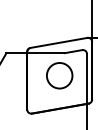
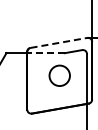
line: solid -> dashed (58, 42)
line: solid -> dashed (46, 53)
circle size: 28x28 px -> 23x23 px (59, 75)
